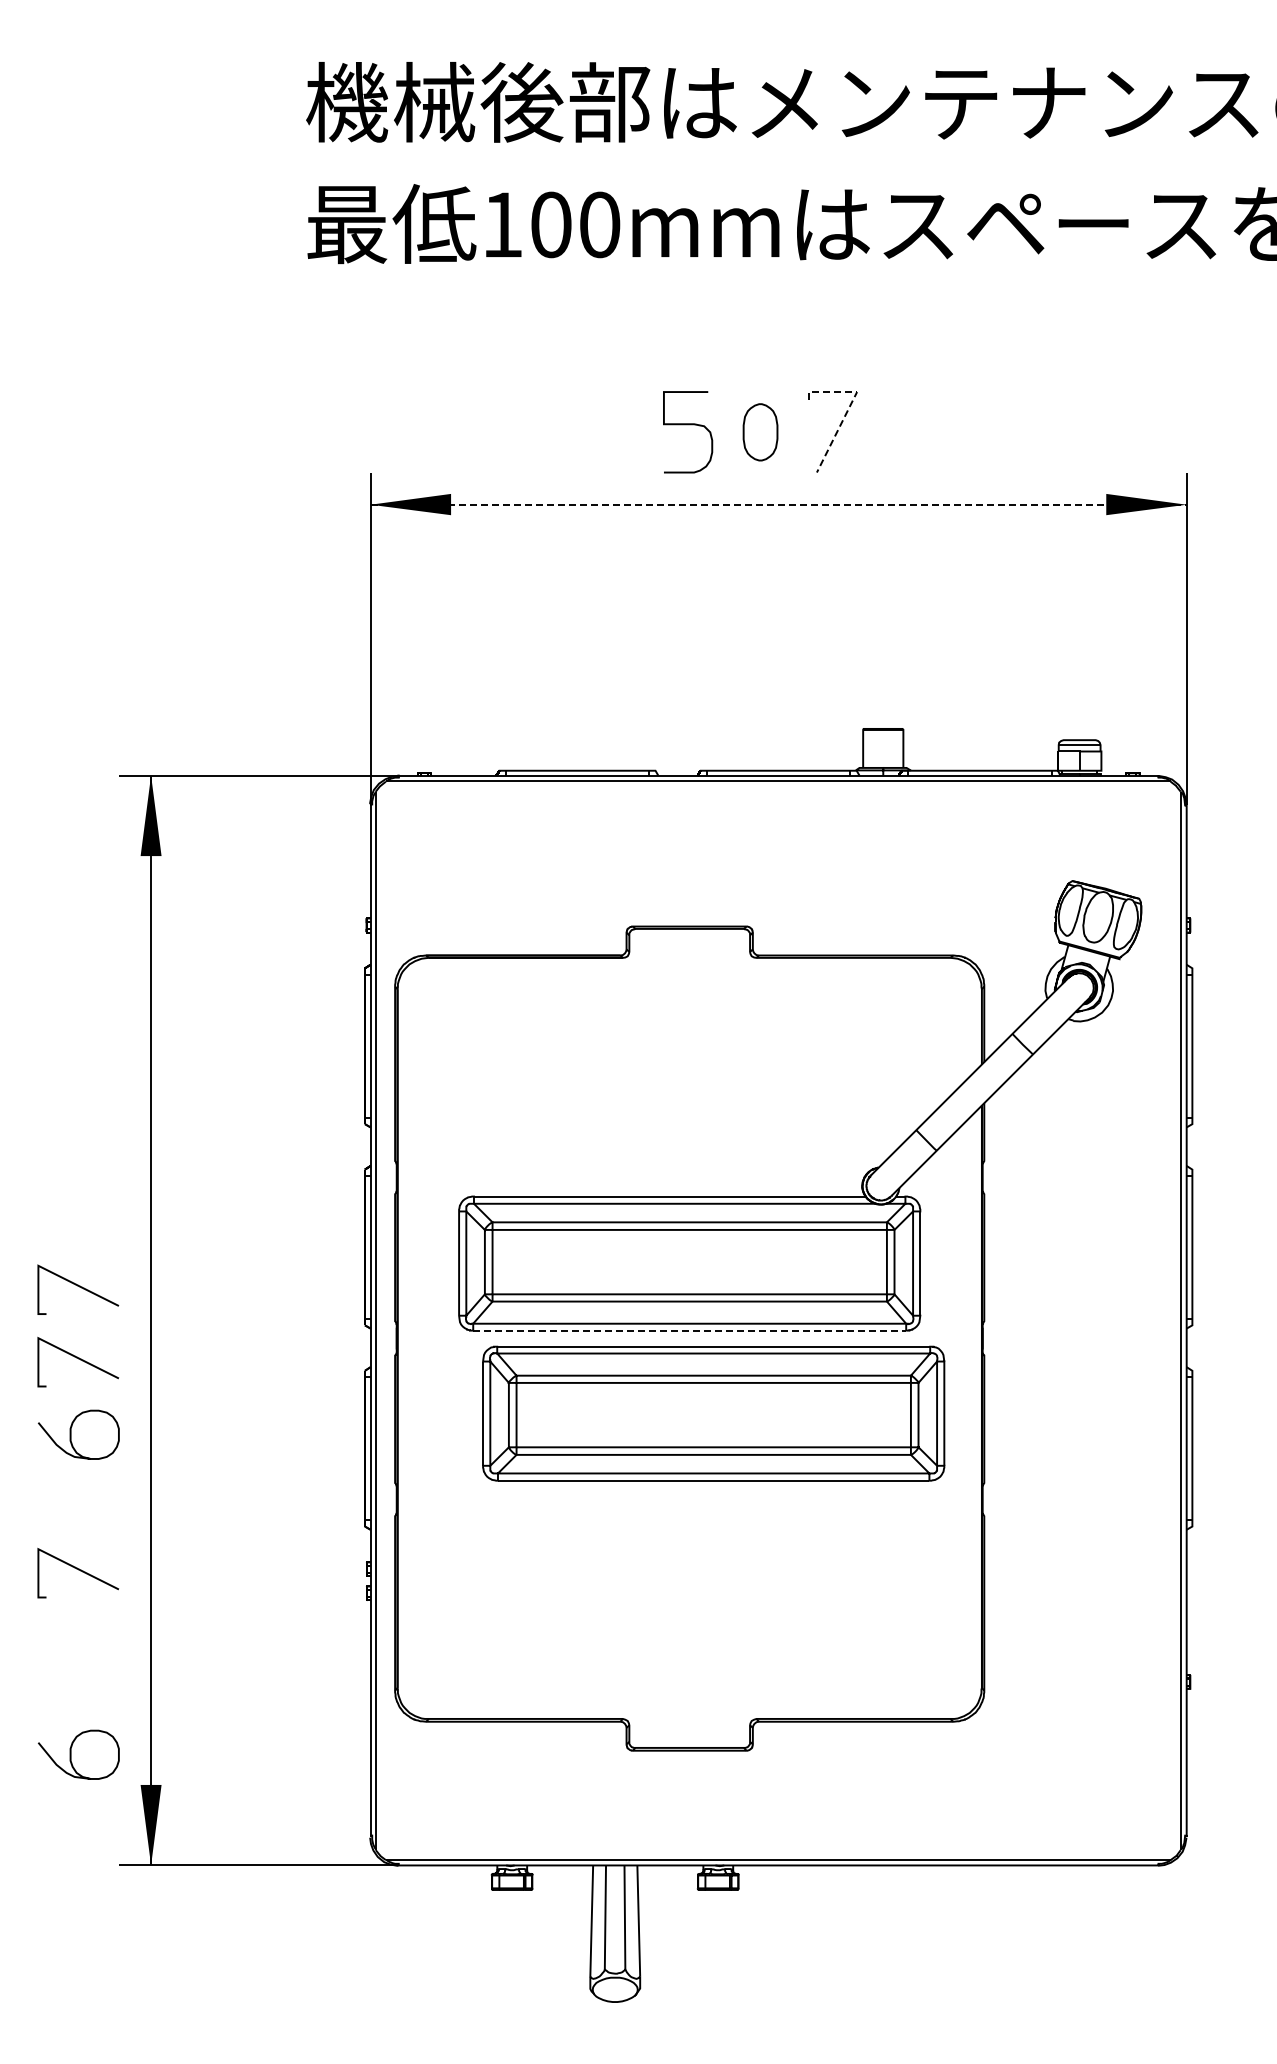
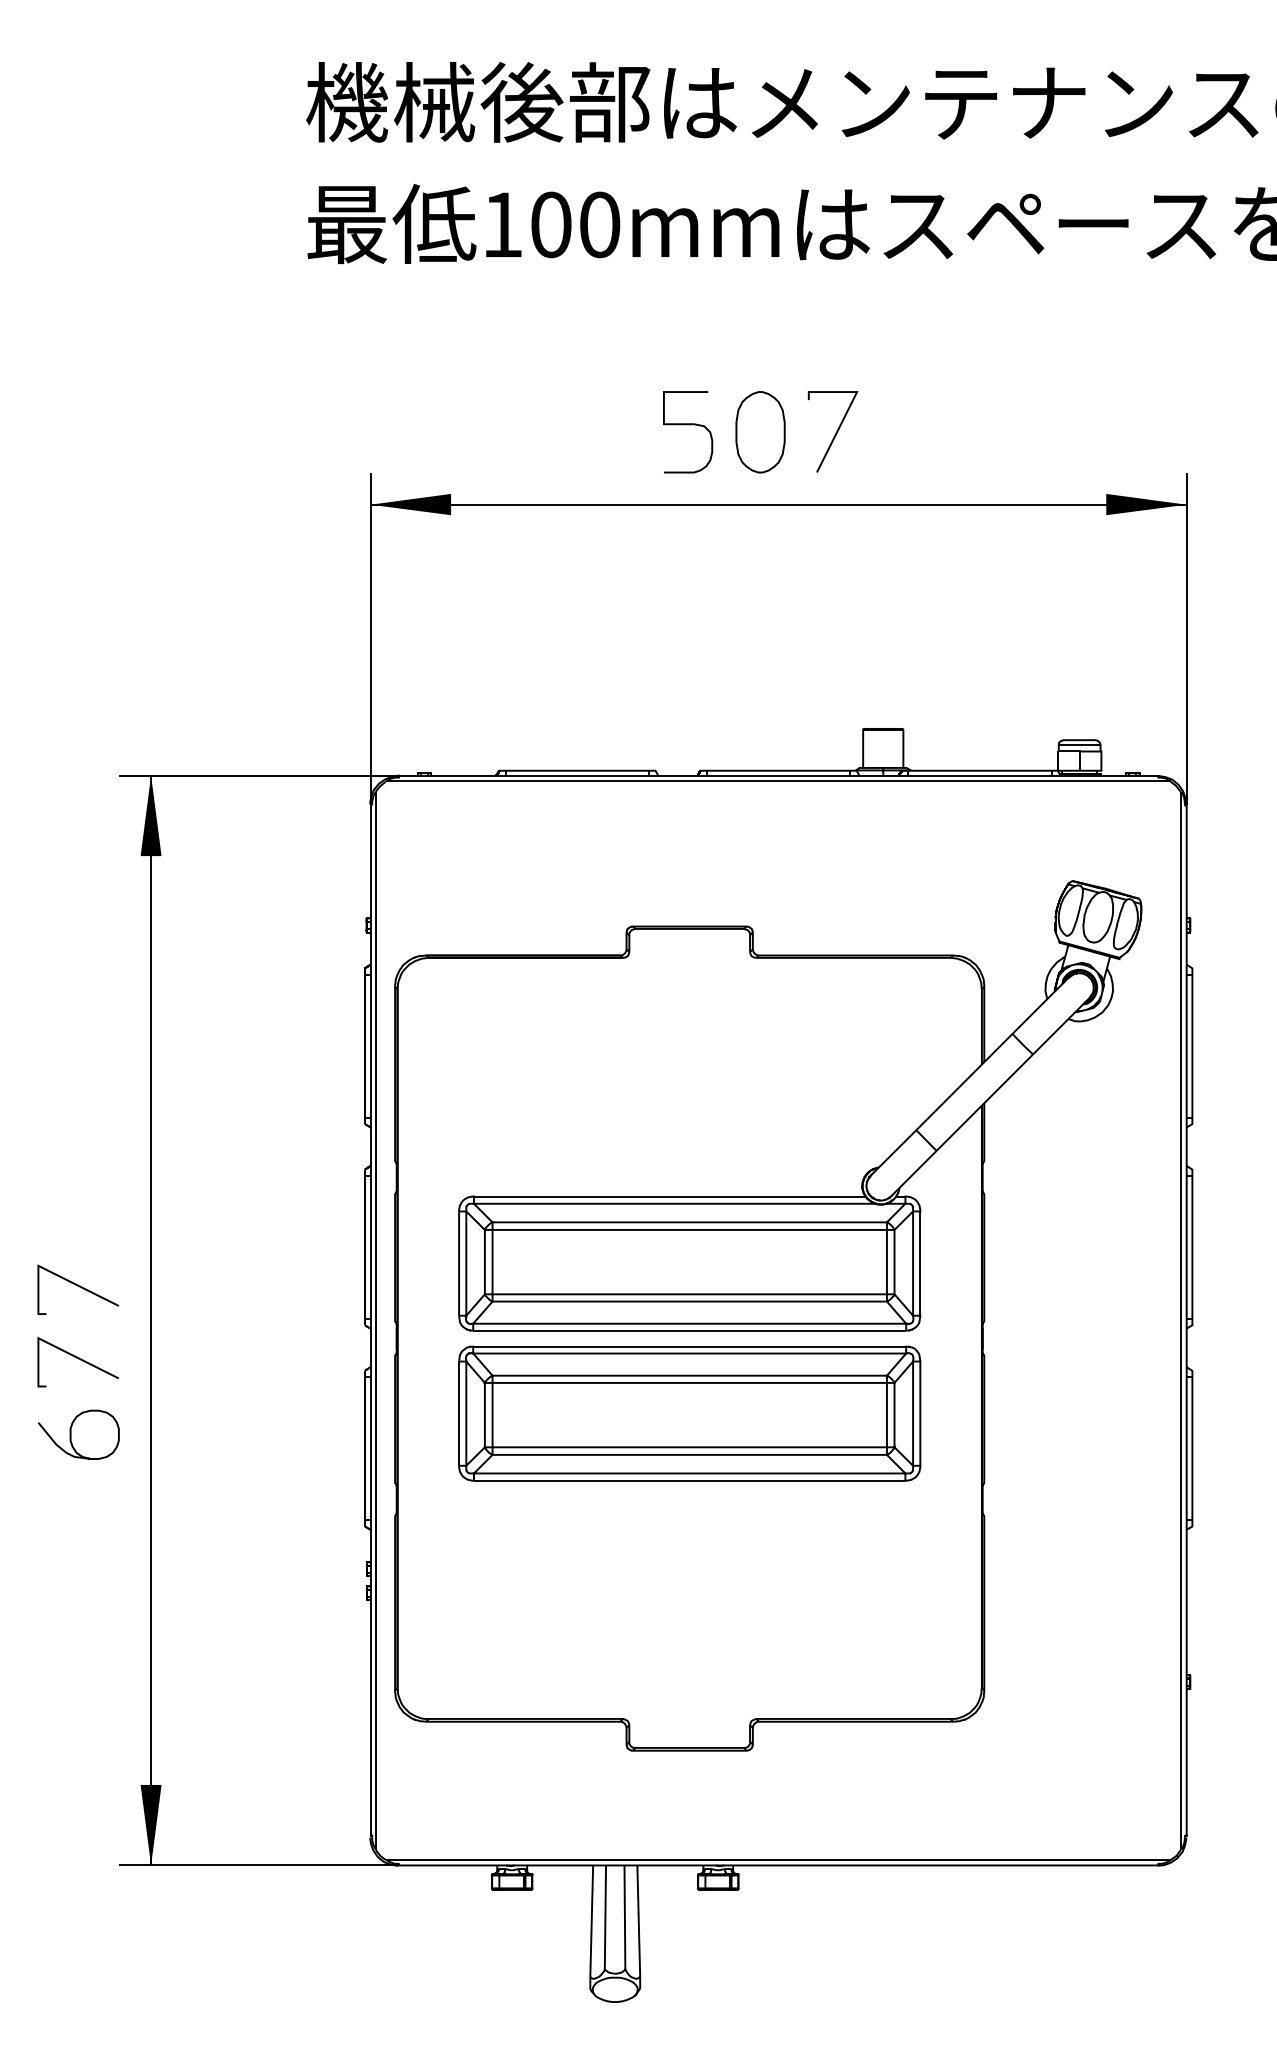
line: dashed -> solid (850, 405)
part size: 37x59 px -> 51x83 px (760, 432)
line: dashed -> solid (779, 504)
line: dashed -> solid (690, 1330)
part position: (713, 1413) -> (689, 1413) (689, 1413)
line: present -> none (78, 1570)
curve: present -> none (71, 1754)
